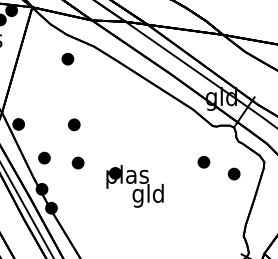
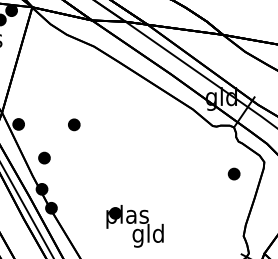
part: present -> none (67, 58)
part: present -> none (77, 162)
part: present -> none (203, 162)
part position: (134, 186) -> (134, 226) (134, 226)
